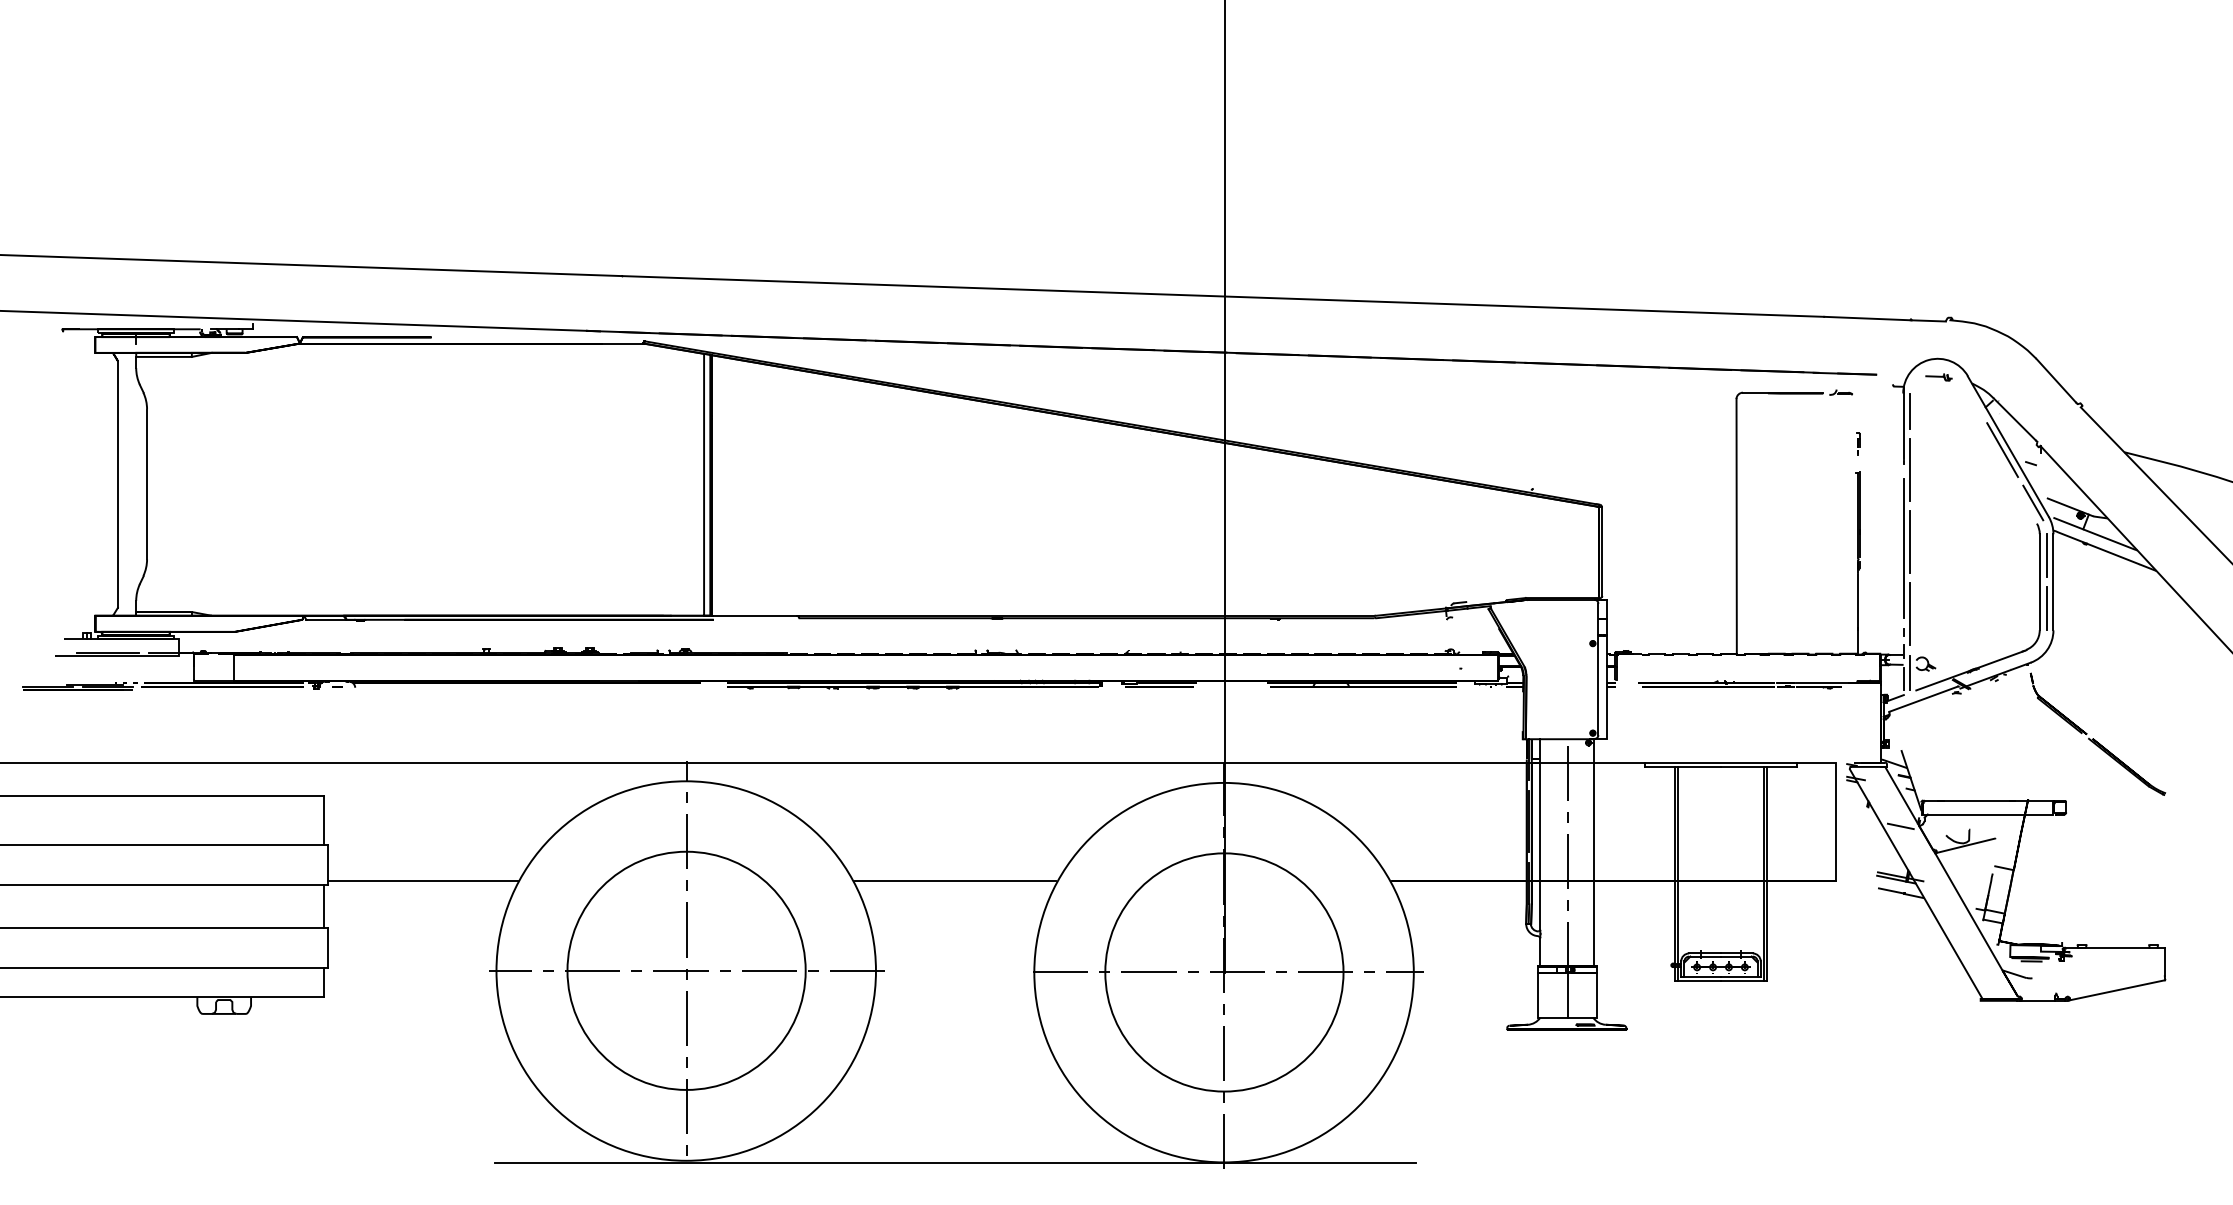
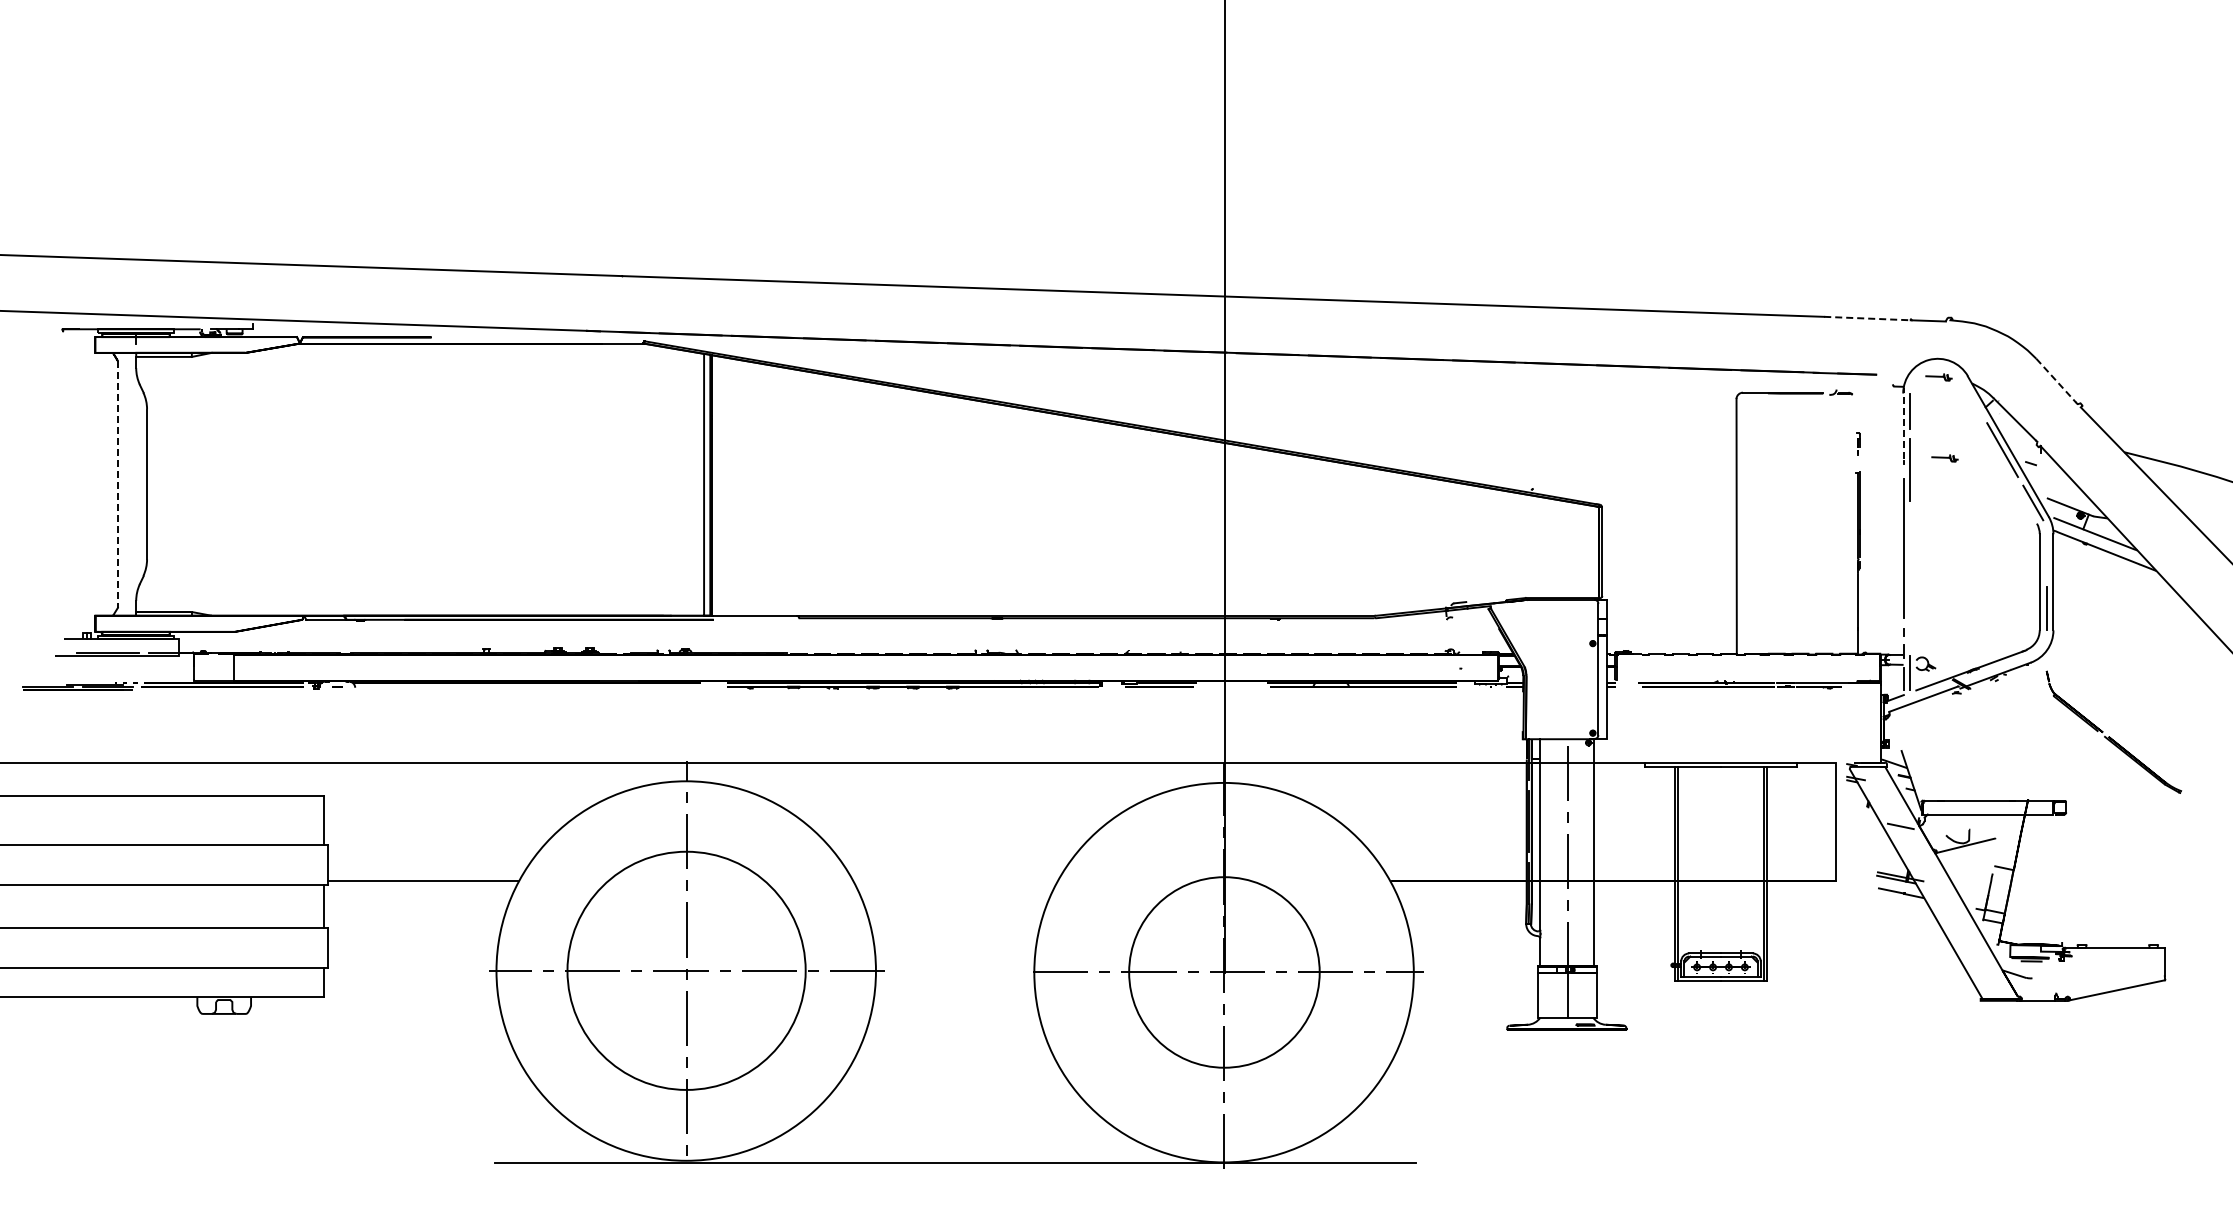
line: solid -> dashed (1867, 318)
line: solid -> dashed (2056, 380)
line: solid -> dashed (1904, 423)
part: none -> present (1944, 458)
line: solid -> dashed (117, 484)
line: present -> none (1910, 542)
line: present -> none (2046, 555)
line: present -> none (1910, 614)
part position: (2095, 739) -> (2111, 737) (2111, 737)
line: present -> none (955, 881)
circle diameter: 238 px -> 191 px (1224, 972)
